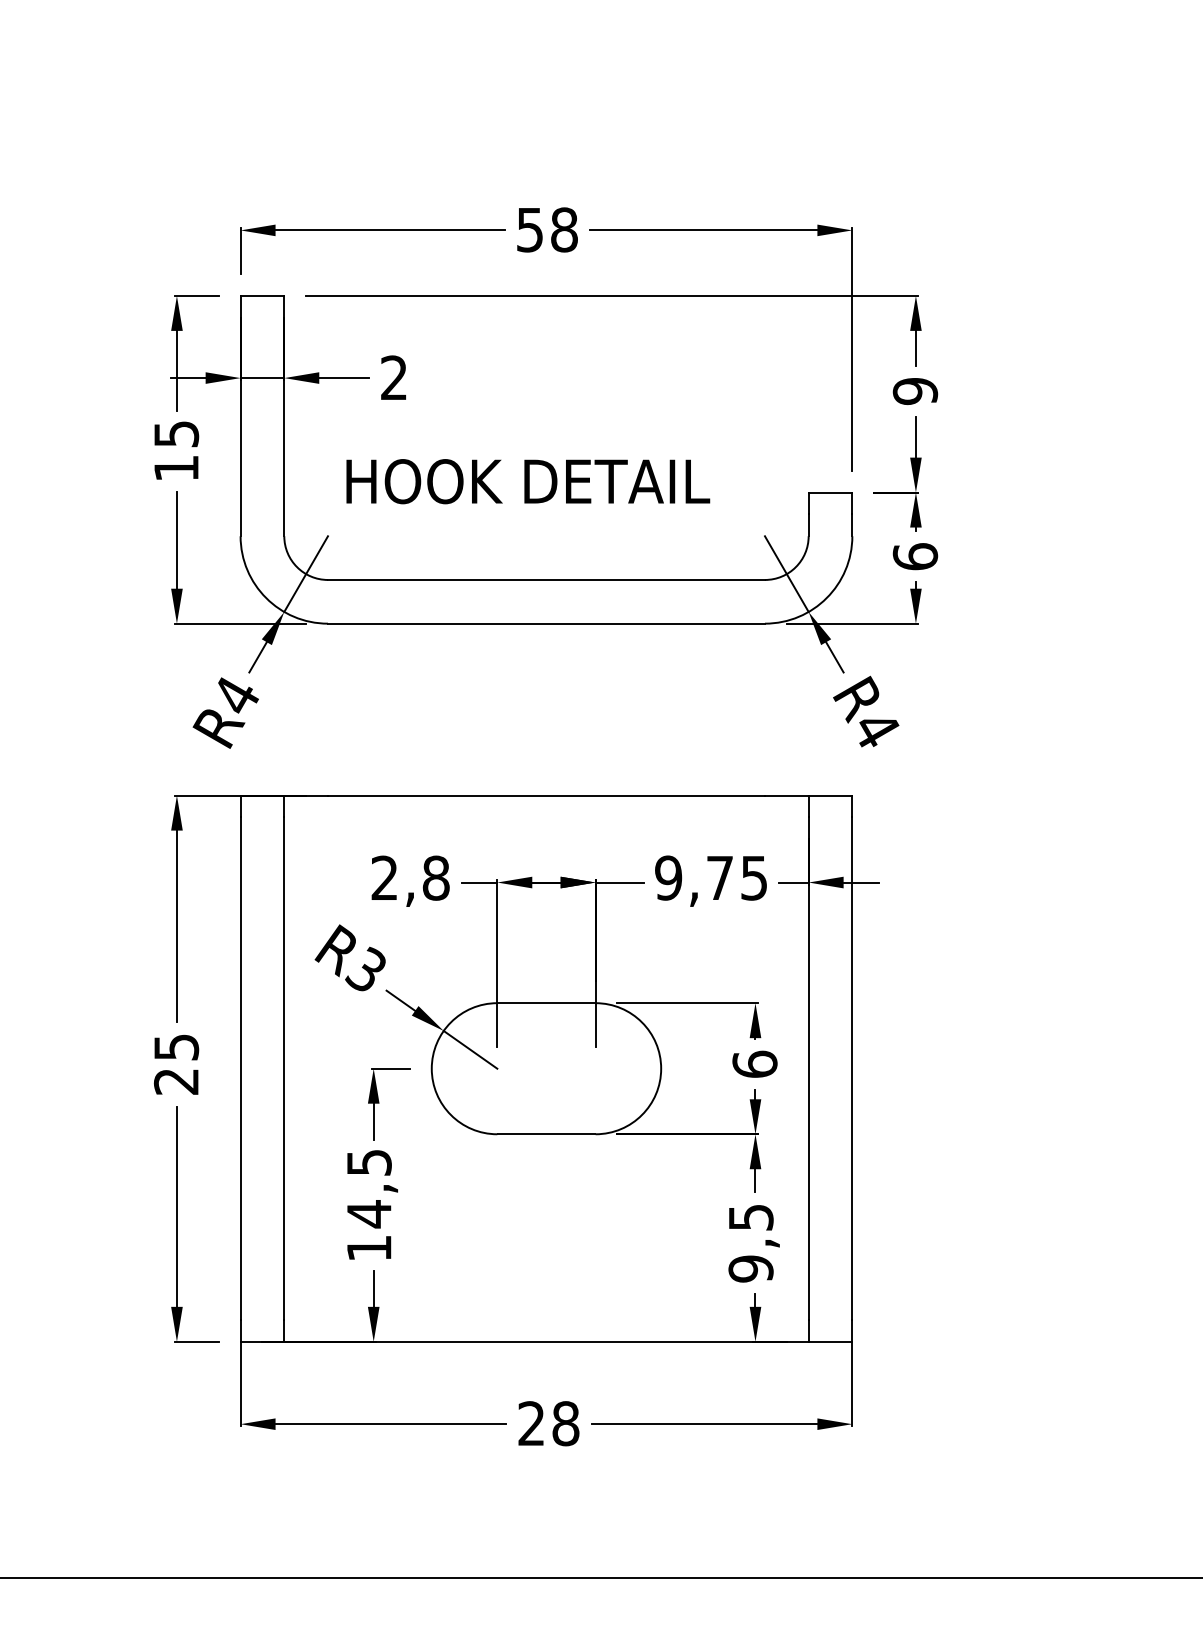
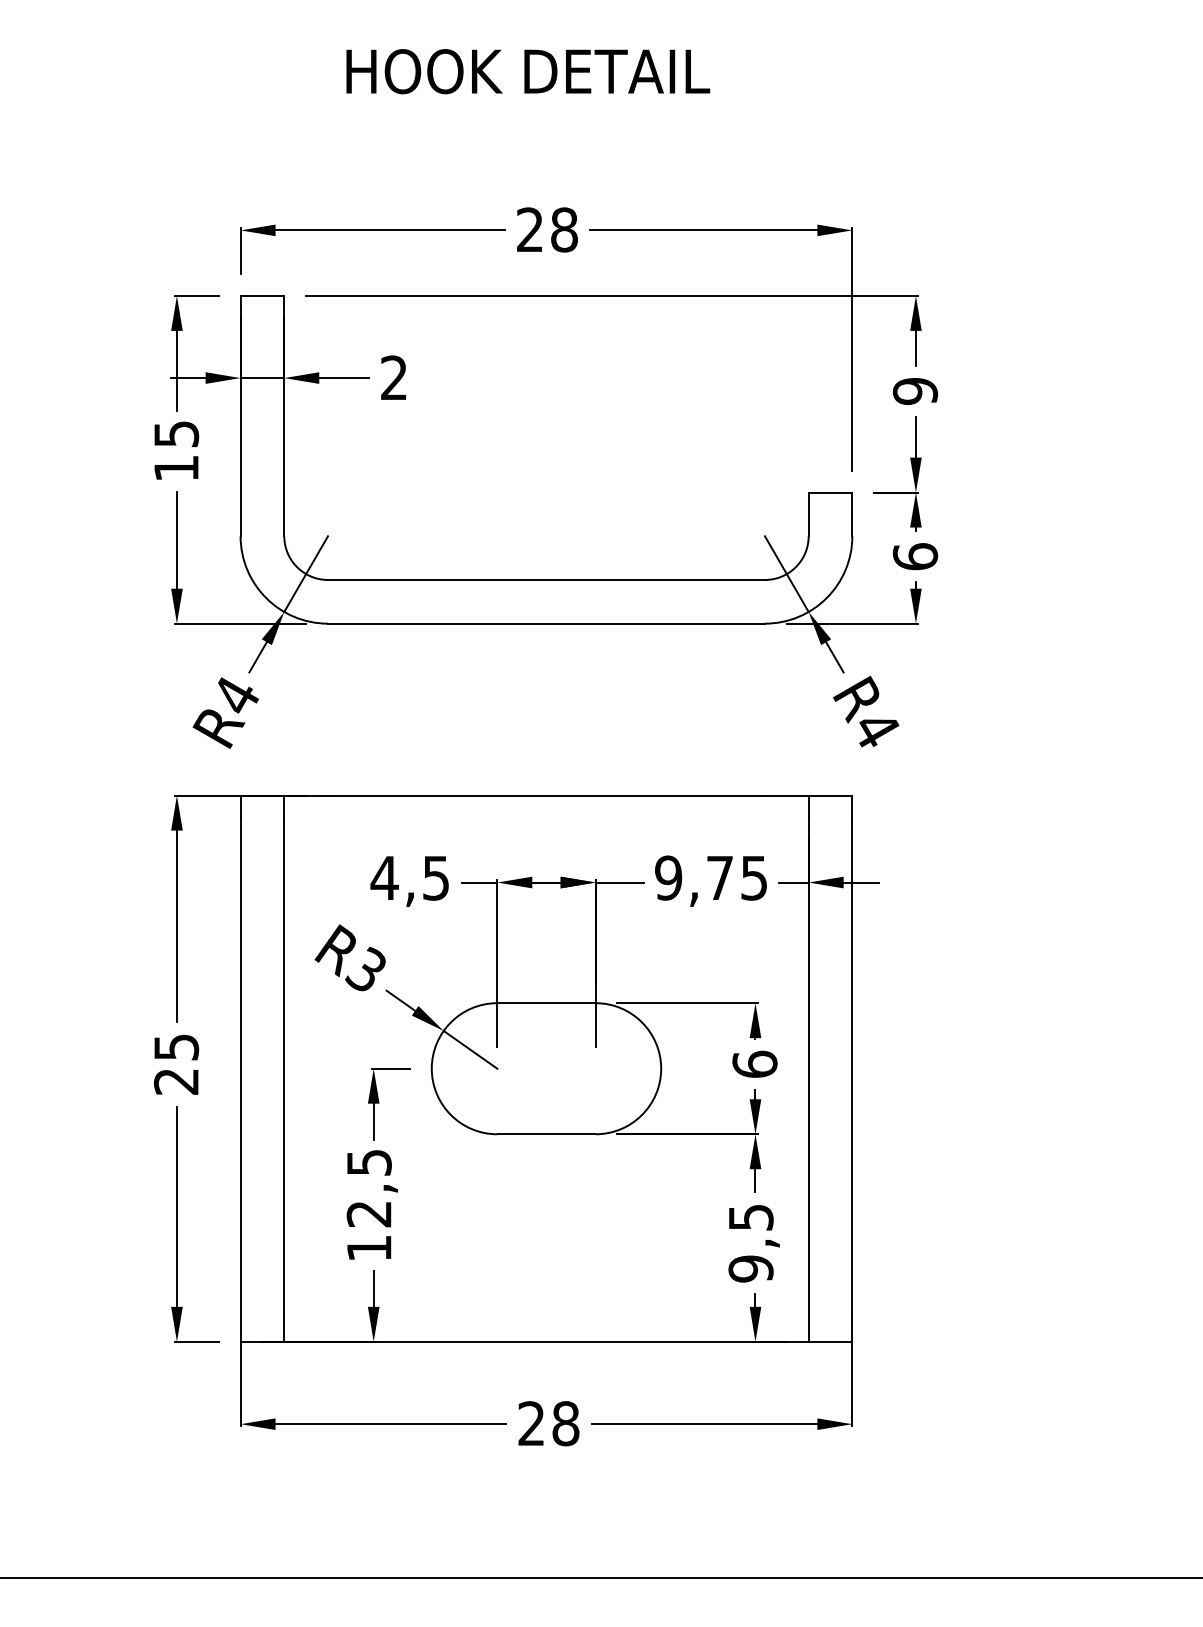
text: 58 -> 28 (529, 229)
text position: (528, 481) -> (528, 71) (528, 71)
text: 2,8 -> 4,5 (409, 877)
text: 14,5 -> 12,5 (368, 1214)
